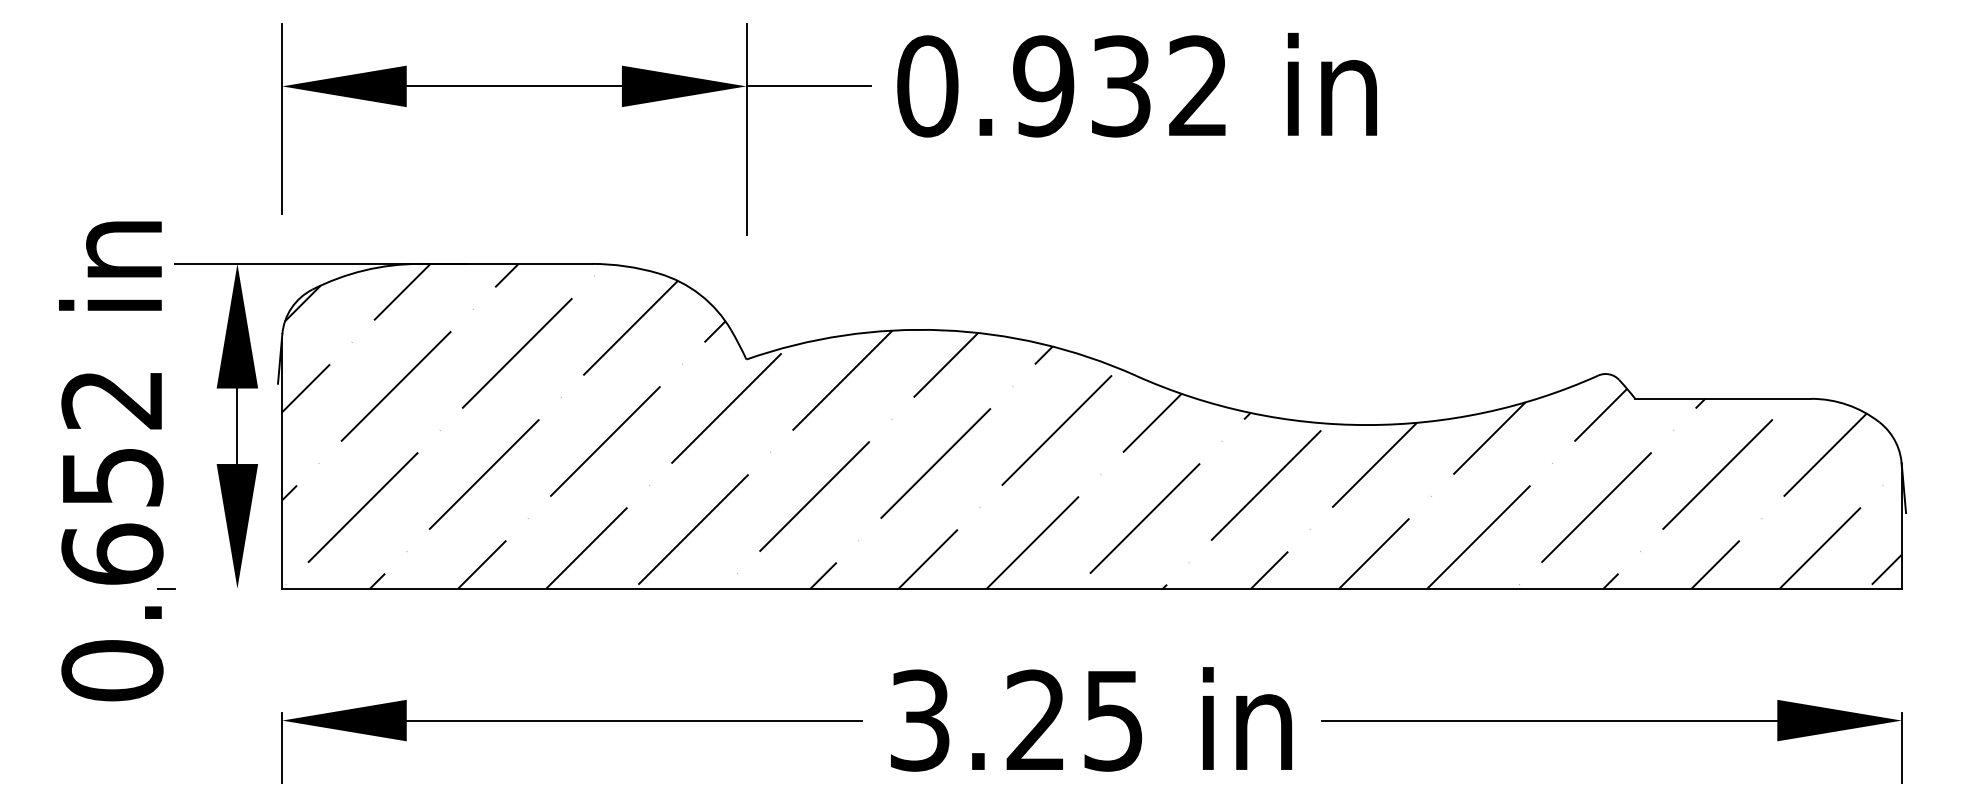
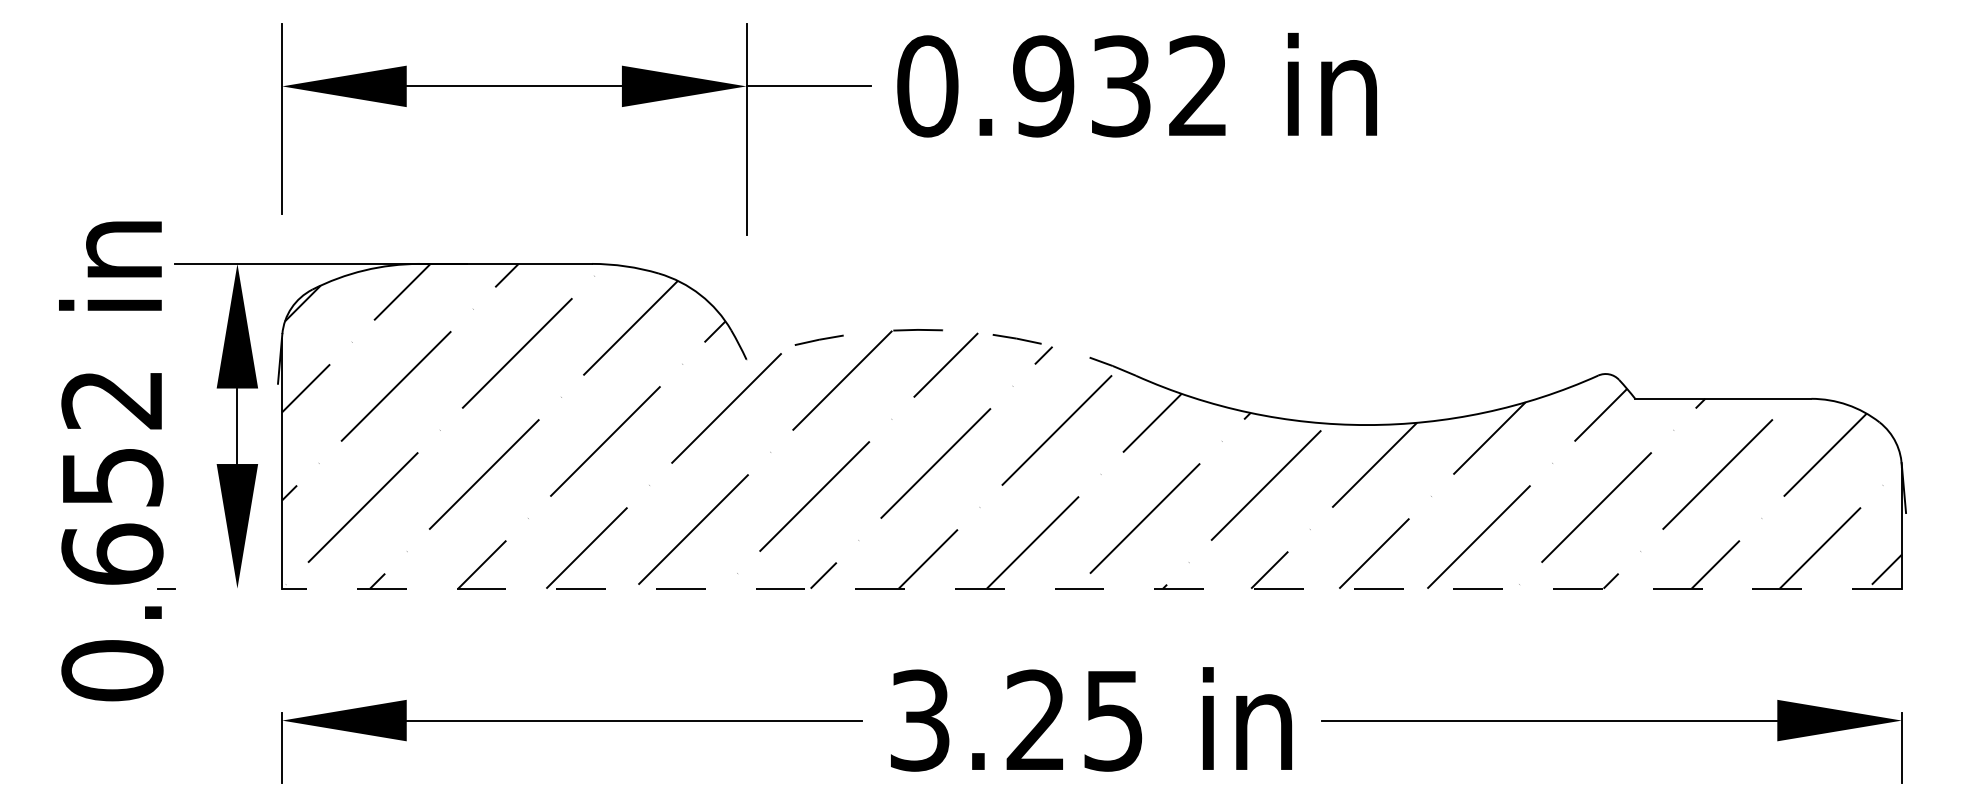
arc: solid -> dashed (942, 330)
line: solid -> dashed (1092, 588)
